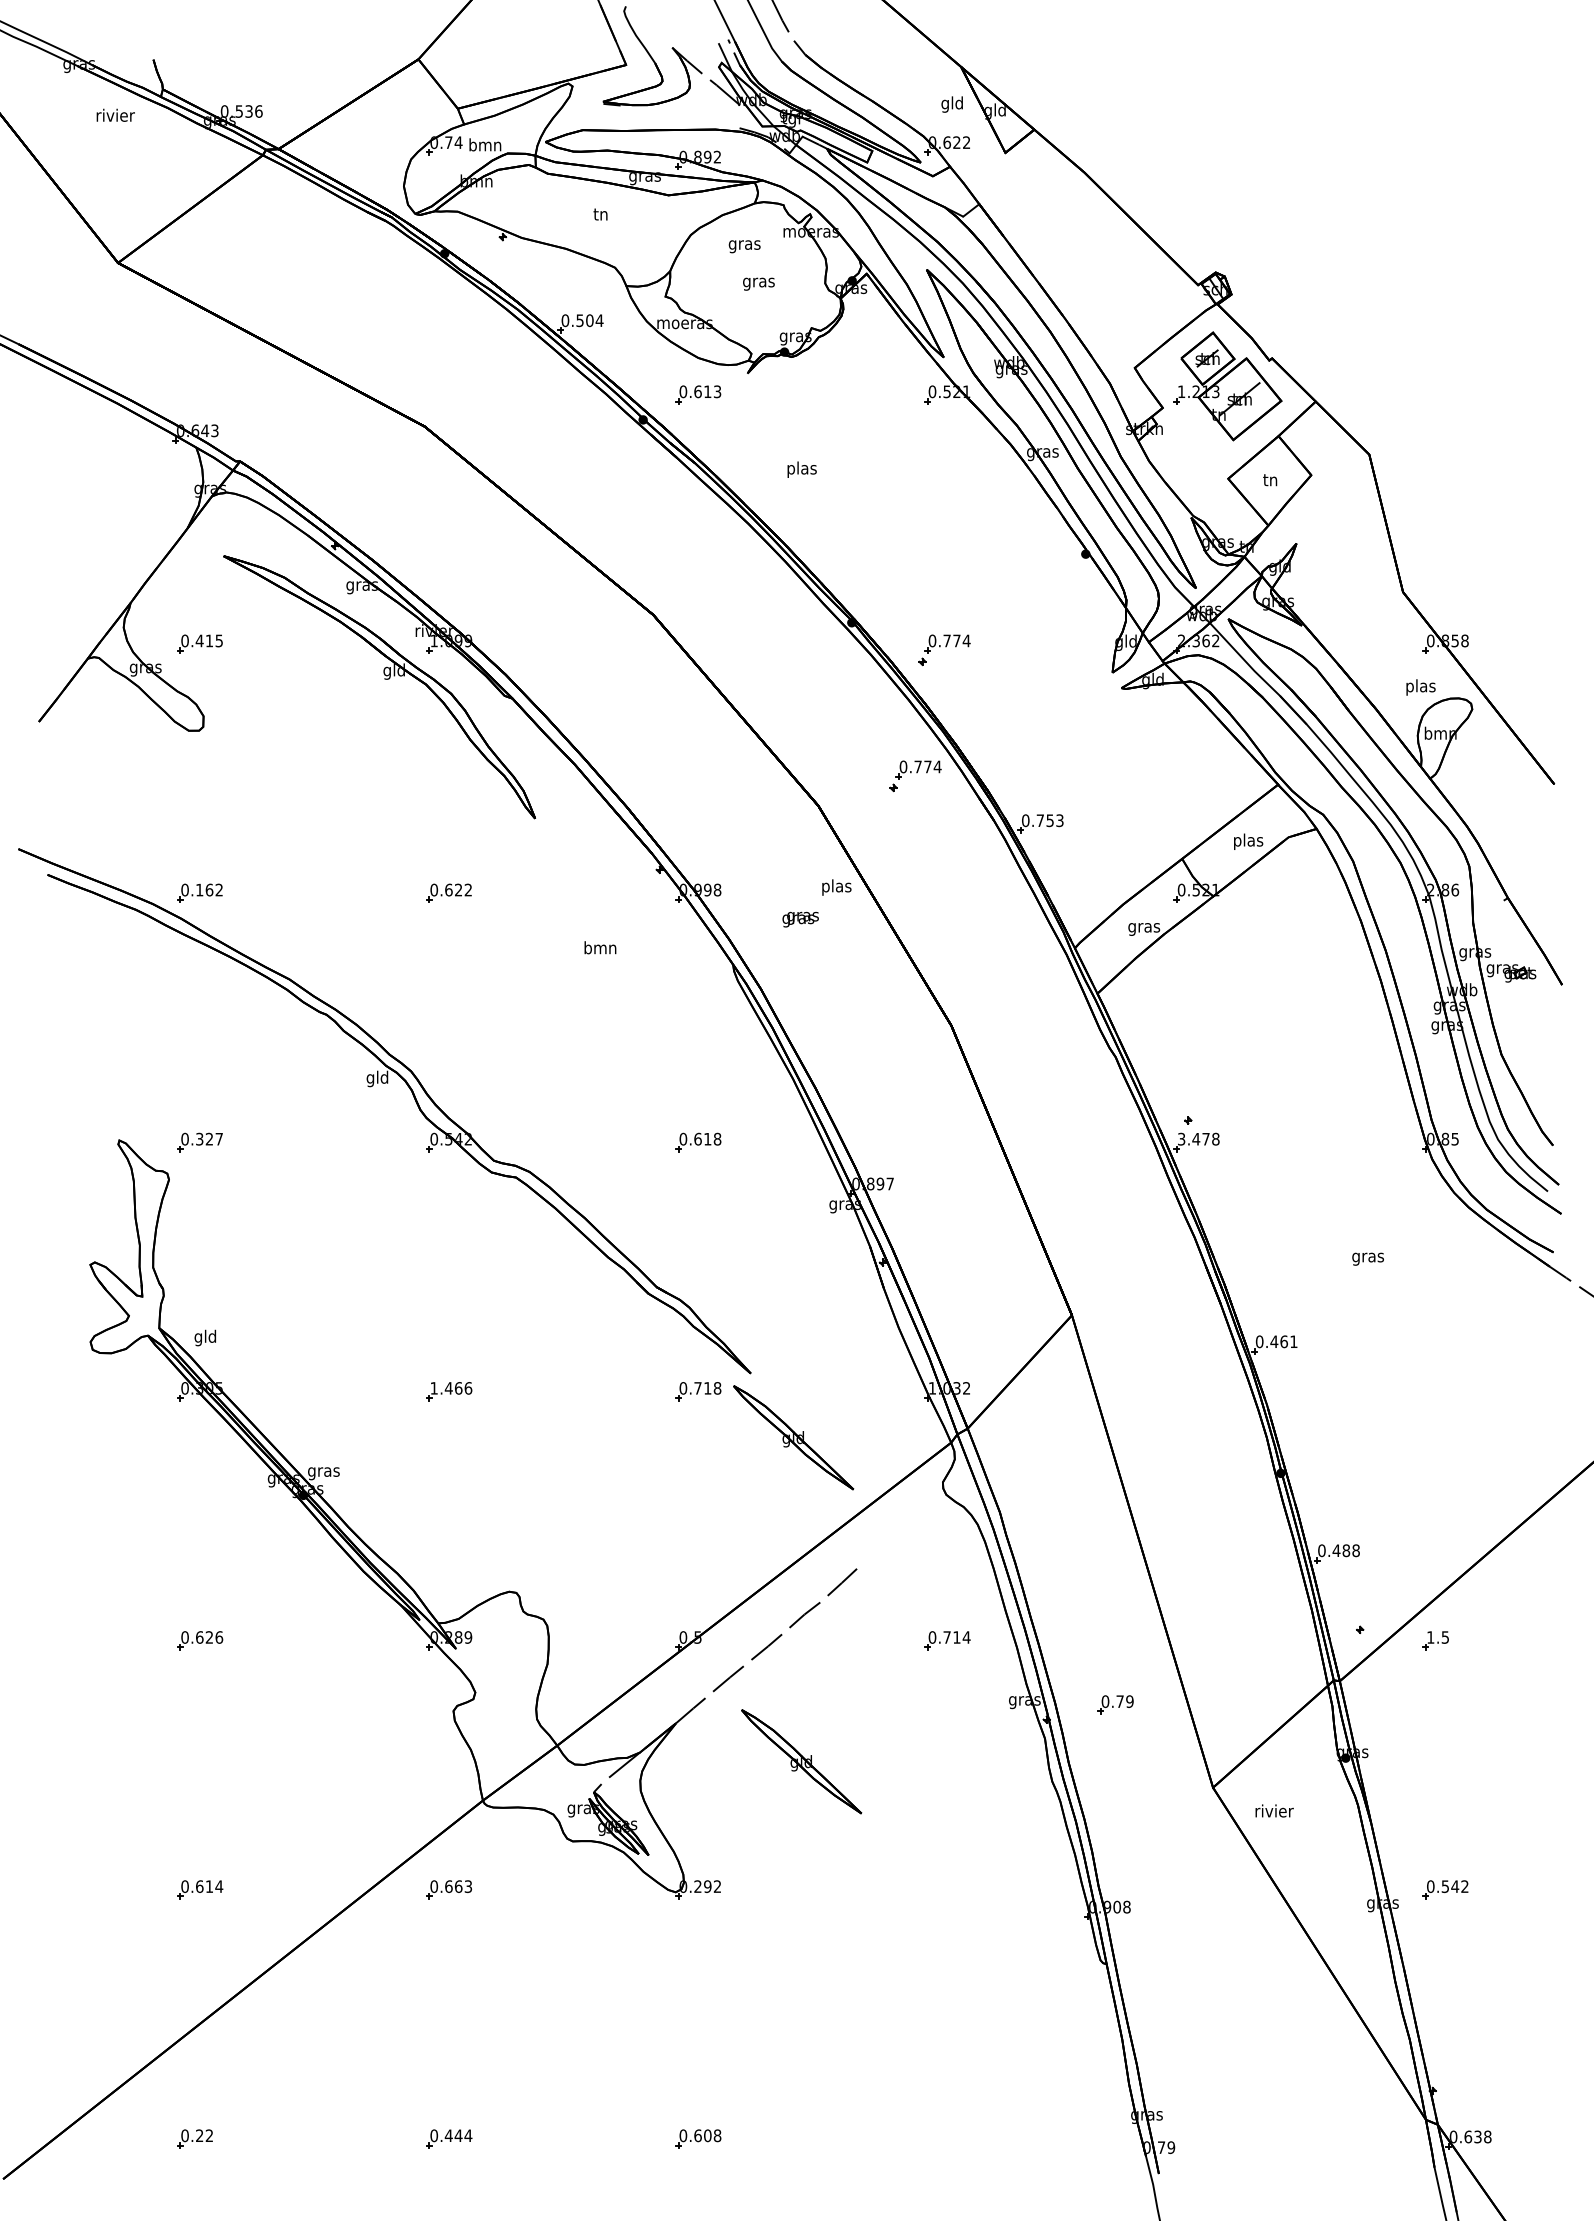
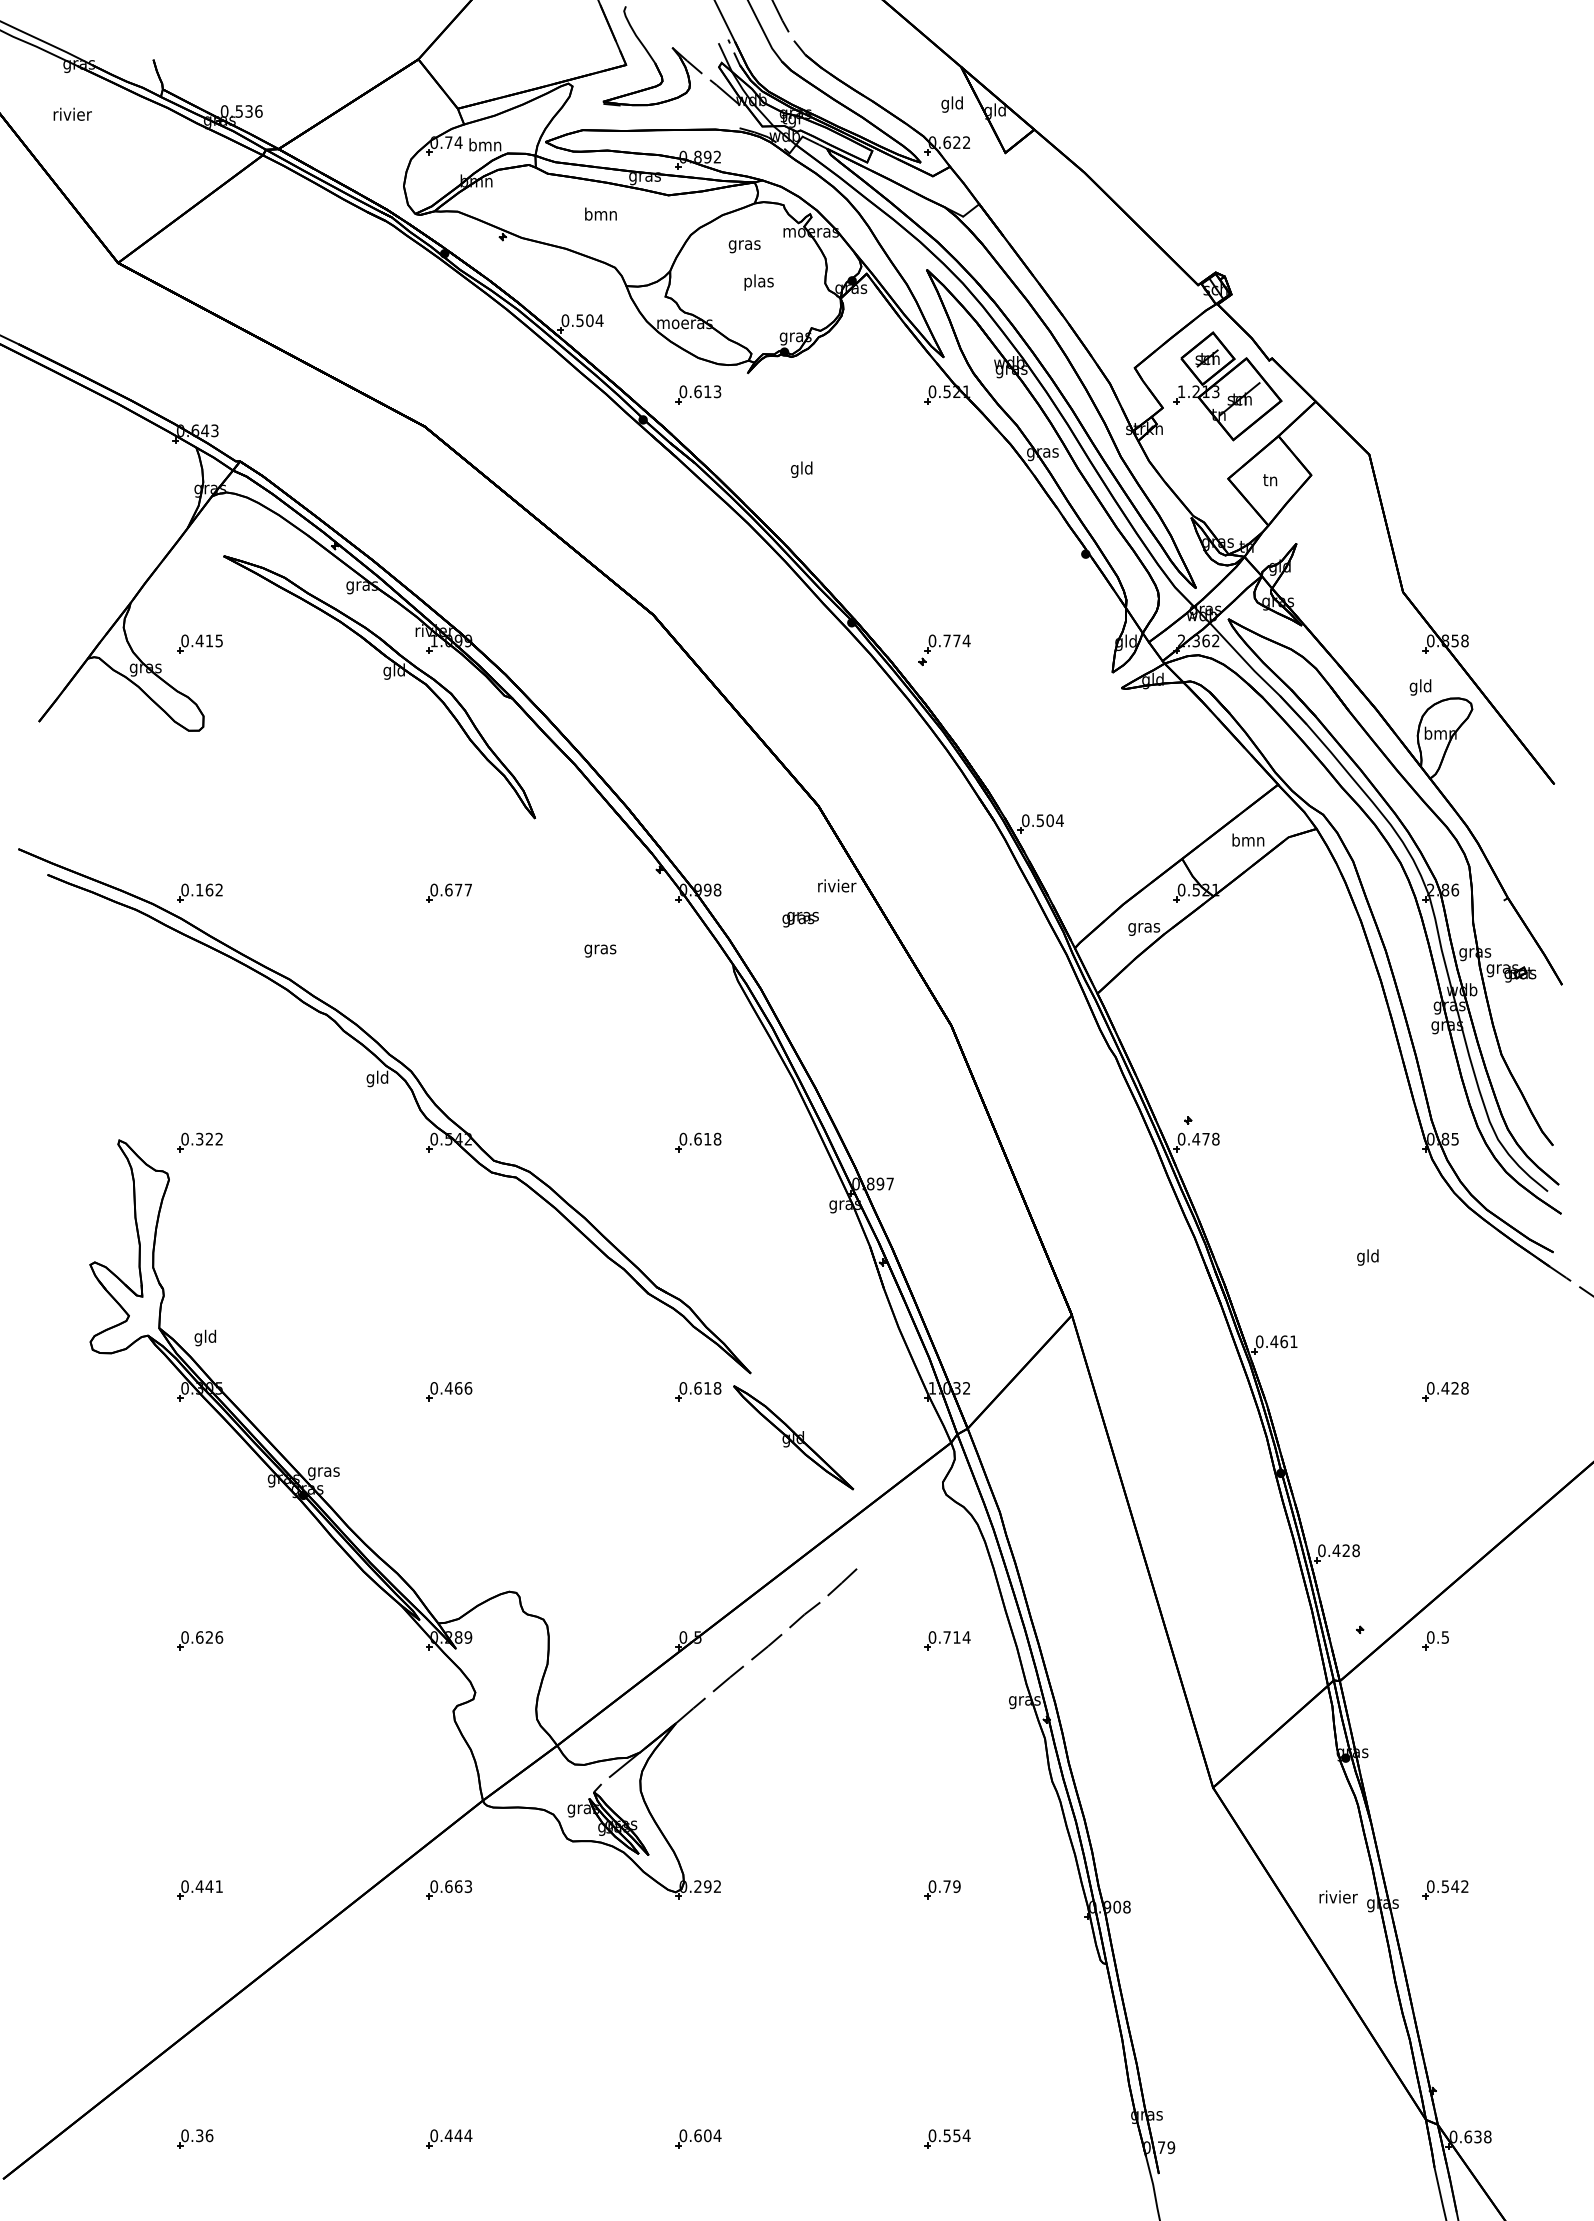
text position: (115, 114) -> (72, 113) (72, 113)
text: tn -> bmn (600, 213)
text: gras -> plas (758, 282)
text: plas -> gld (801, 469)
text: plas -> gld (1420, 687)
part: present -> none (915, 776)
text: 0.753 -> 0.504 (1049, 820)
text: plas -> bmn (1248, 841)
text: plas -> rivier (837, 887)
text: 0.622 -> 0.677 (463, 889)
text: bmn -> gras (600, 949)
text: 0.327 -> 0.322 (218, 1138)
text: 3.478 -> 0.478 (1181, 1138)
text: gras -> gld (1367, 1257)
text: 1.466 -> 0.466 (434, 1388)
text: 0.718 -> 0.618 (697, 1388)
part: none -> present (1445, 1391)
text: 0.488 -> 0.428 (1346, 1550)
text: 1.5 -> 0.5 (1430, 1637)
part position: (1115, 1704) -> (942, 1889) (942, 1889)
part: present -> none (801, 1761)
text position: (1274, 1810) -> (1338, 1896) (1338, 1896)
text: 0.614 -> 0.441 (209, 1886)
text: 0.22 -> 0.36 (204, 2135)
text: 0.608 -> 0.604 (717, 2135)
part: none -> present (947, 2138)
